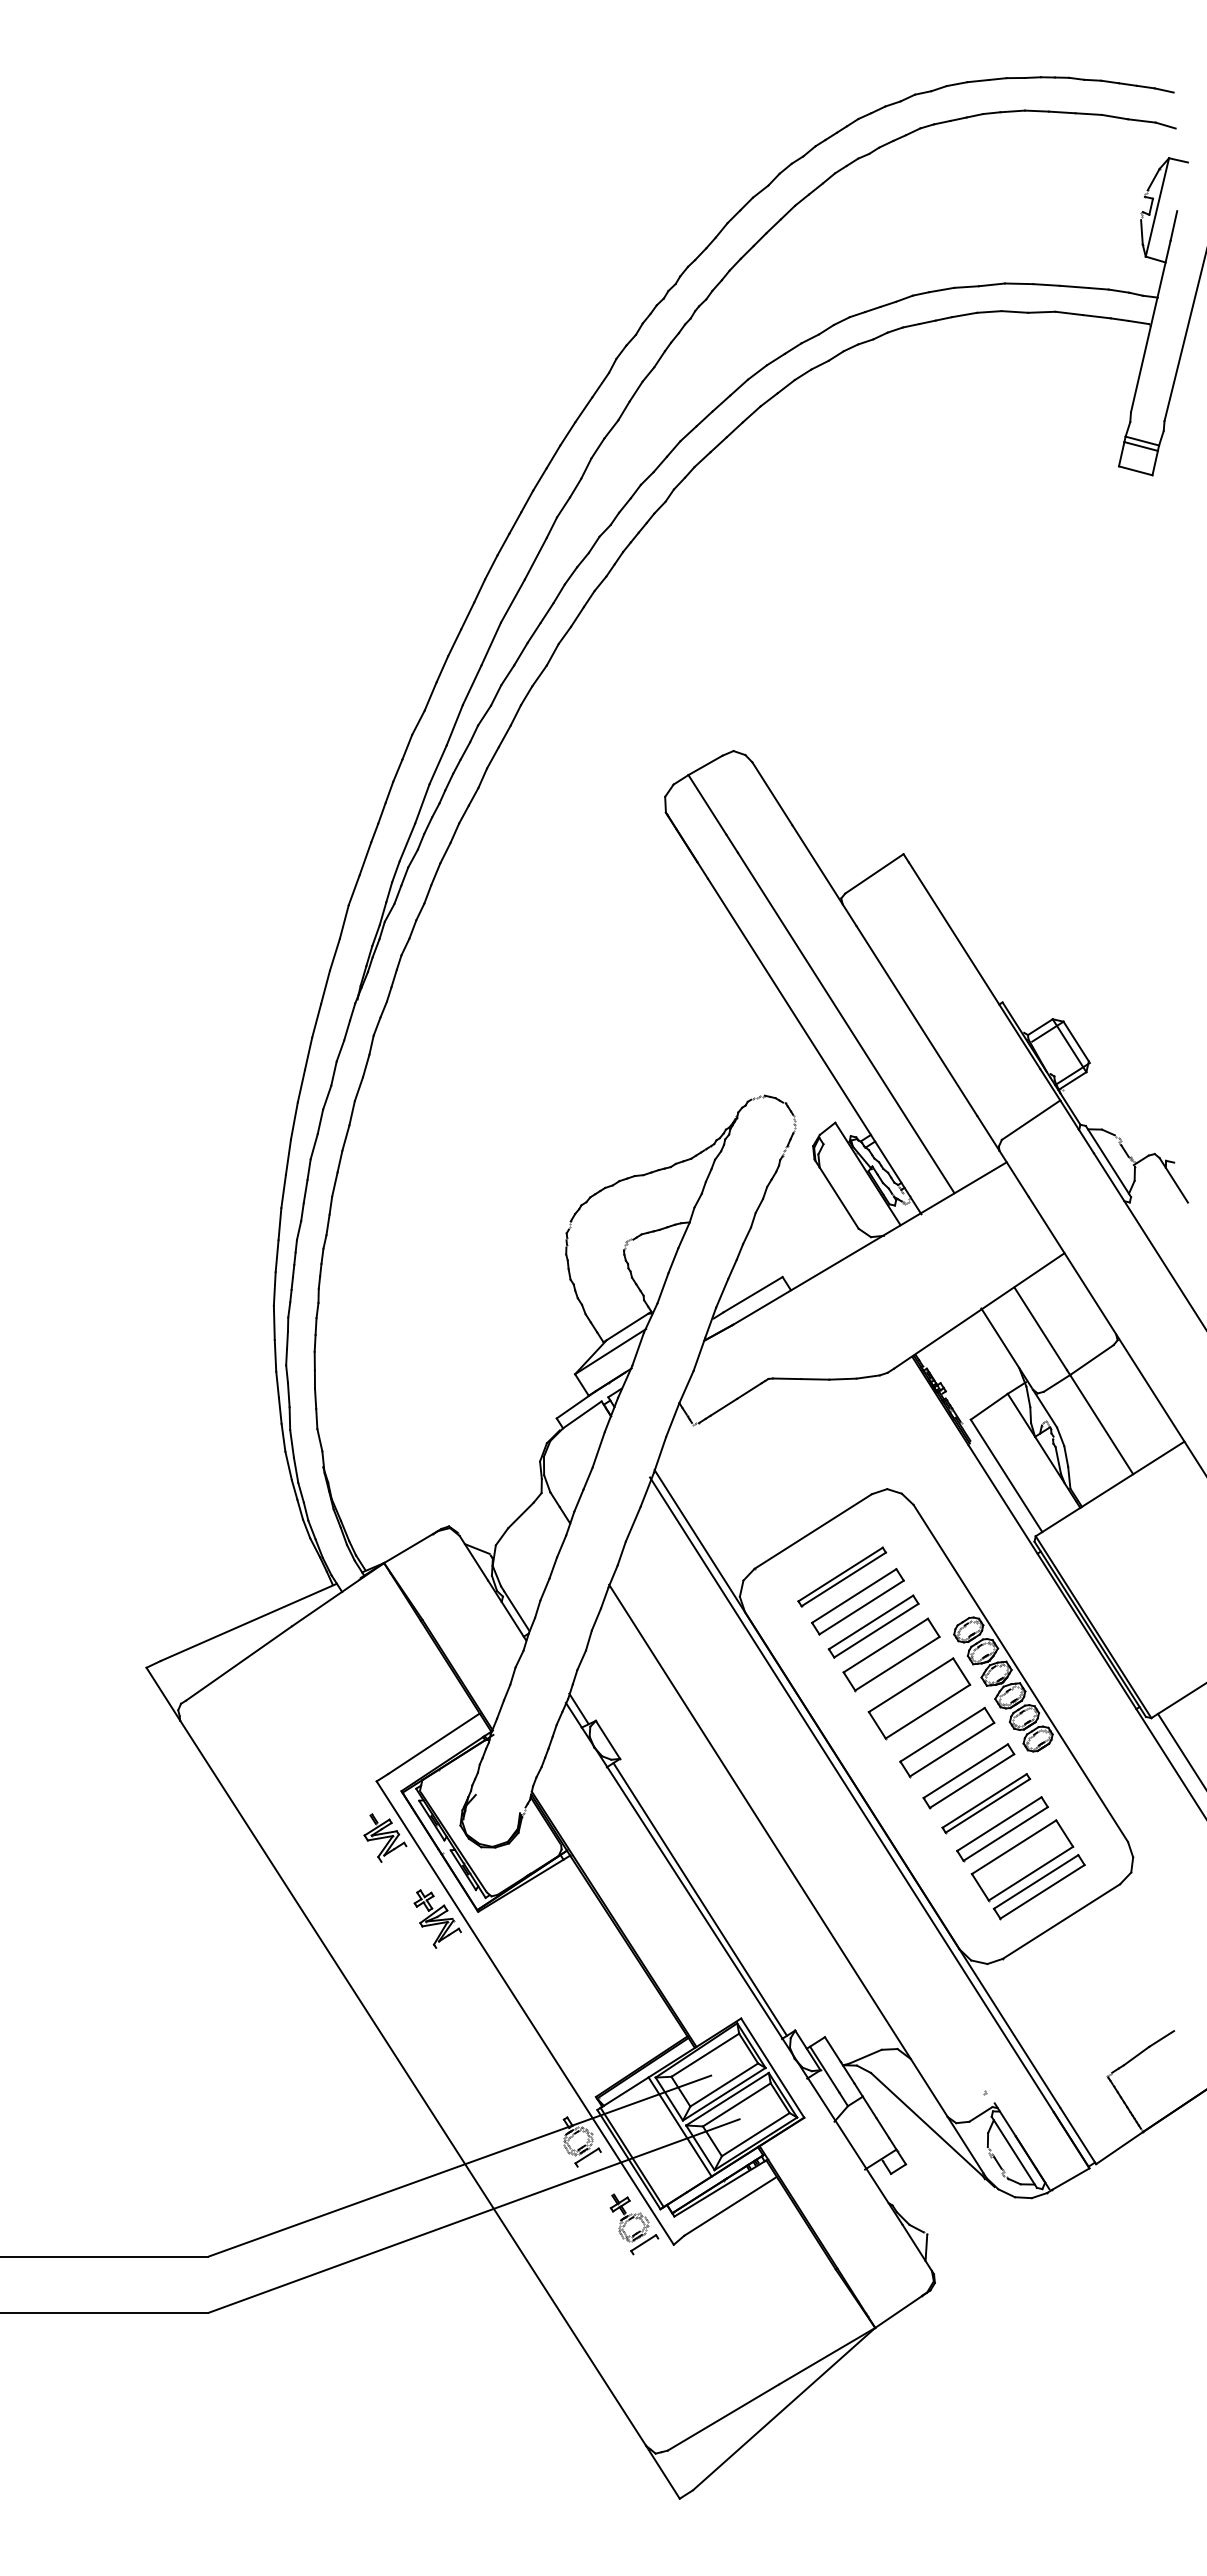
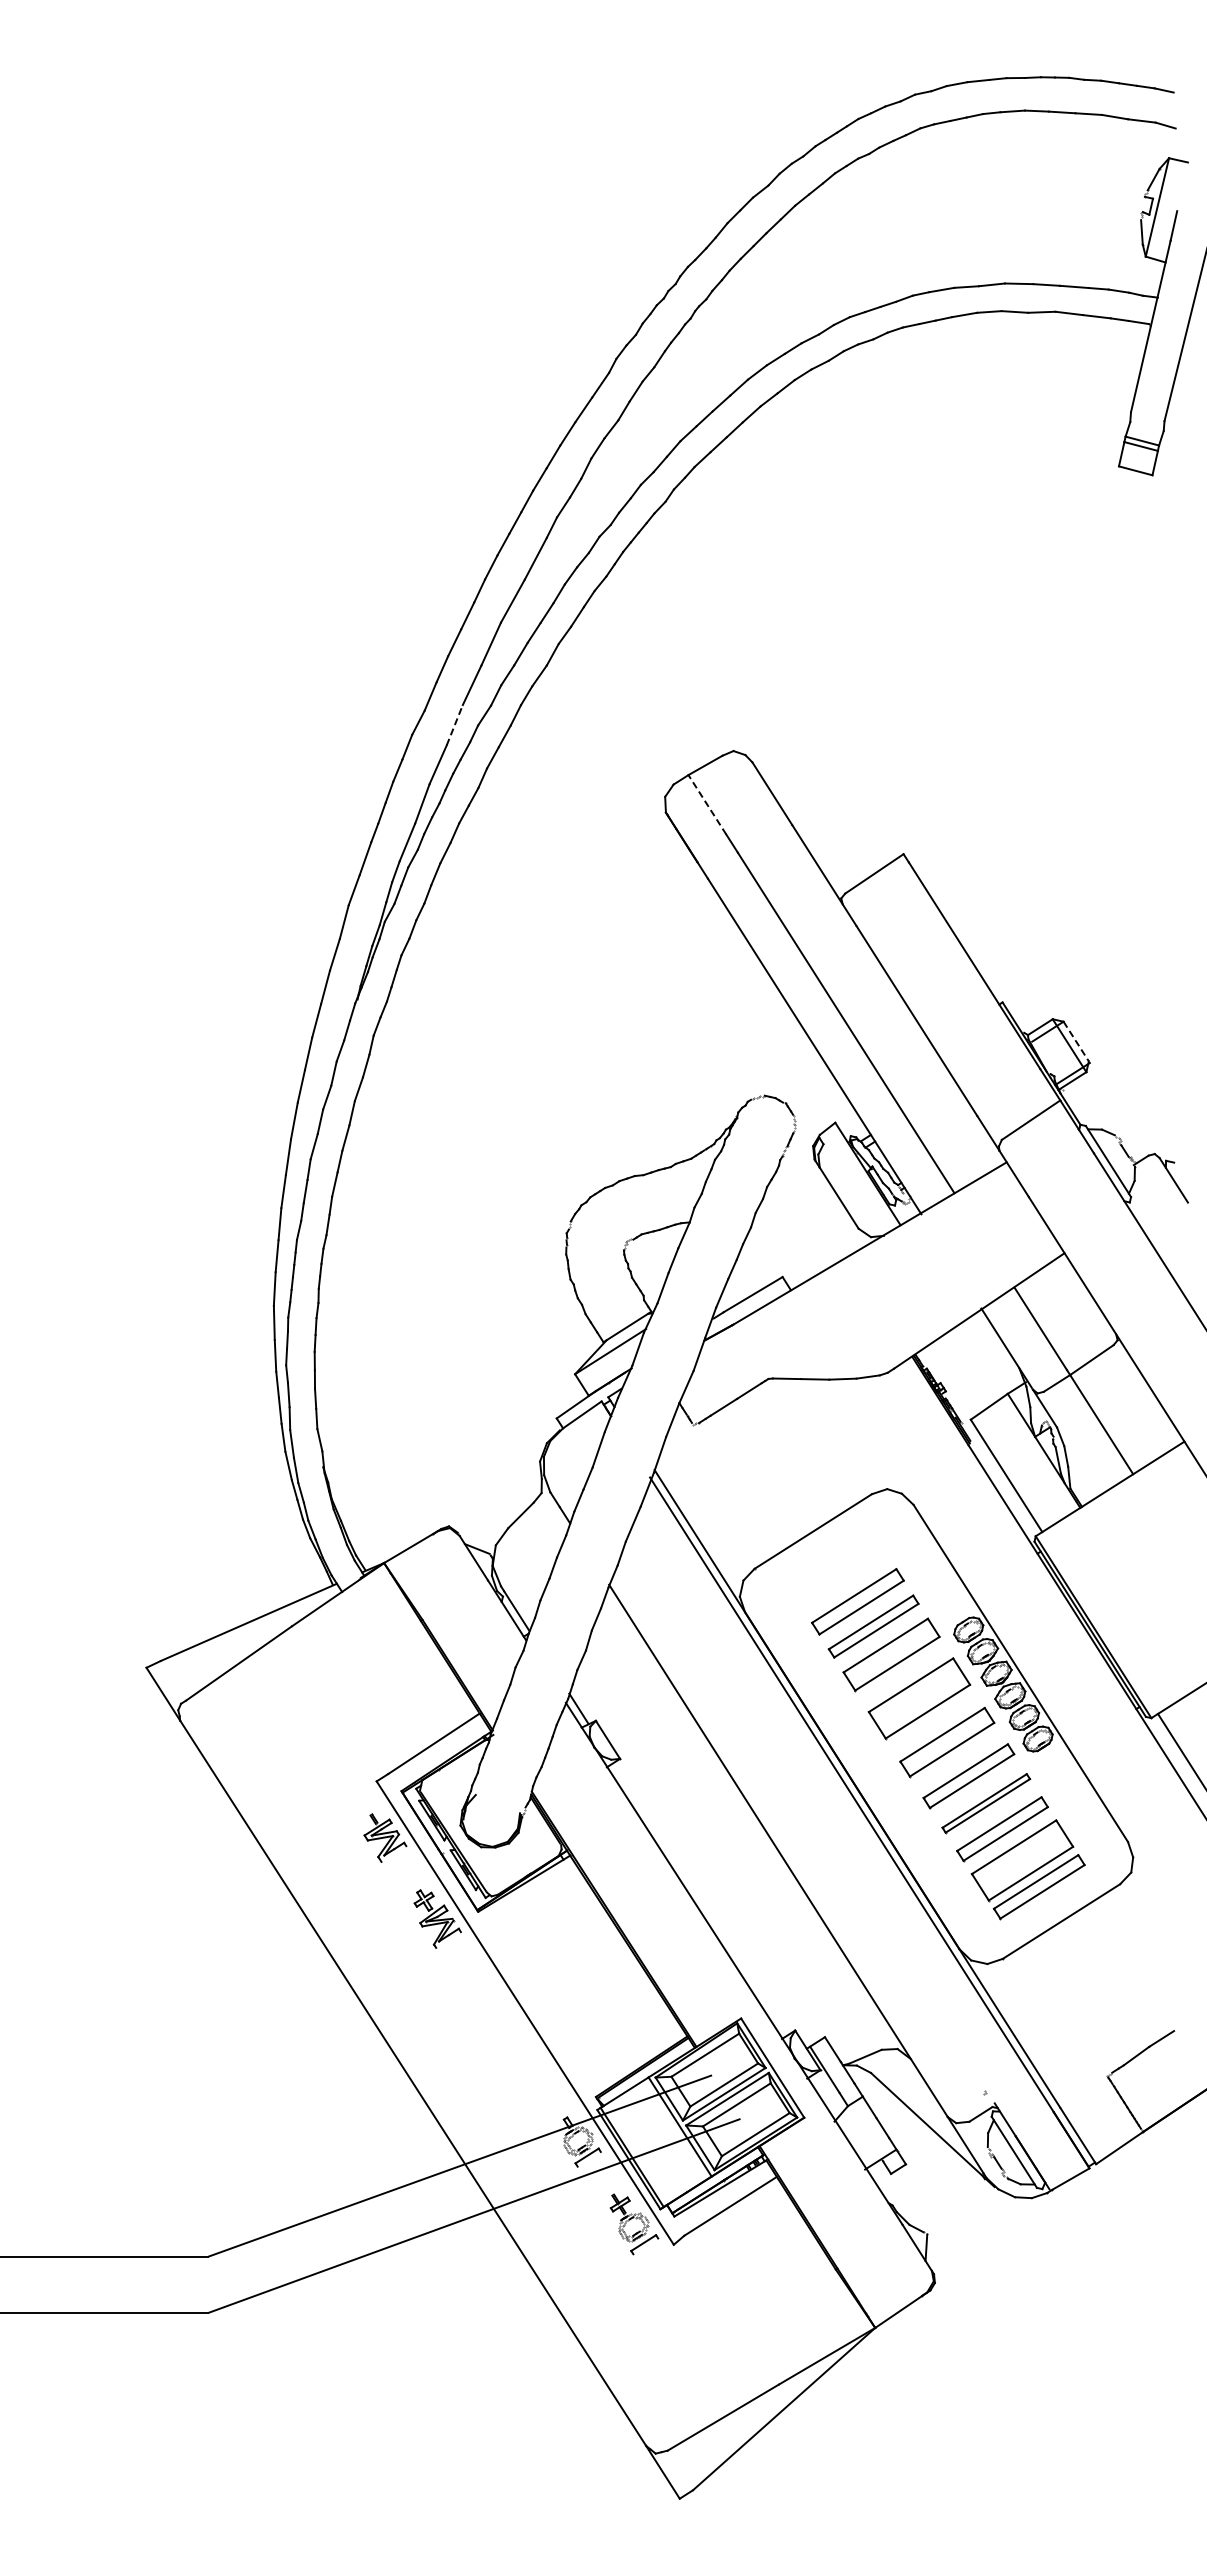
line: solid -> dashed (454, 725)
line: solid -> dashed (707, 804)
line: solid -> dashed (1076, 1041)
part: present -> none (842, 1576)
line: present -> none (699, 1899)
